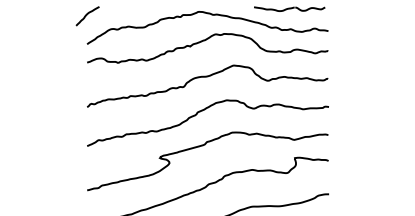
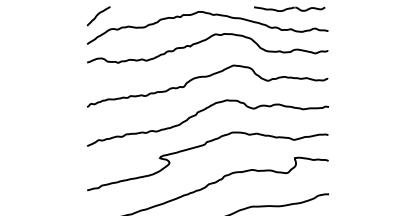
curve position: (87, 15) -> (98, 15) (98, 15)
